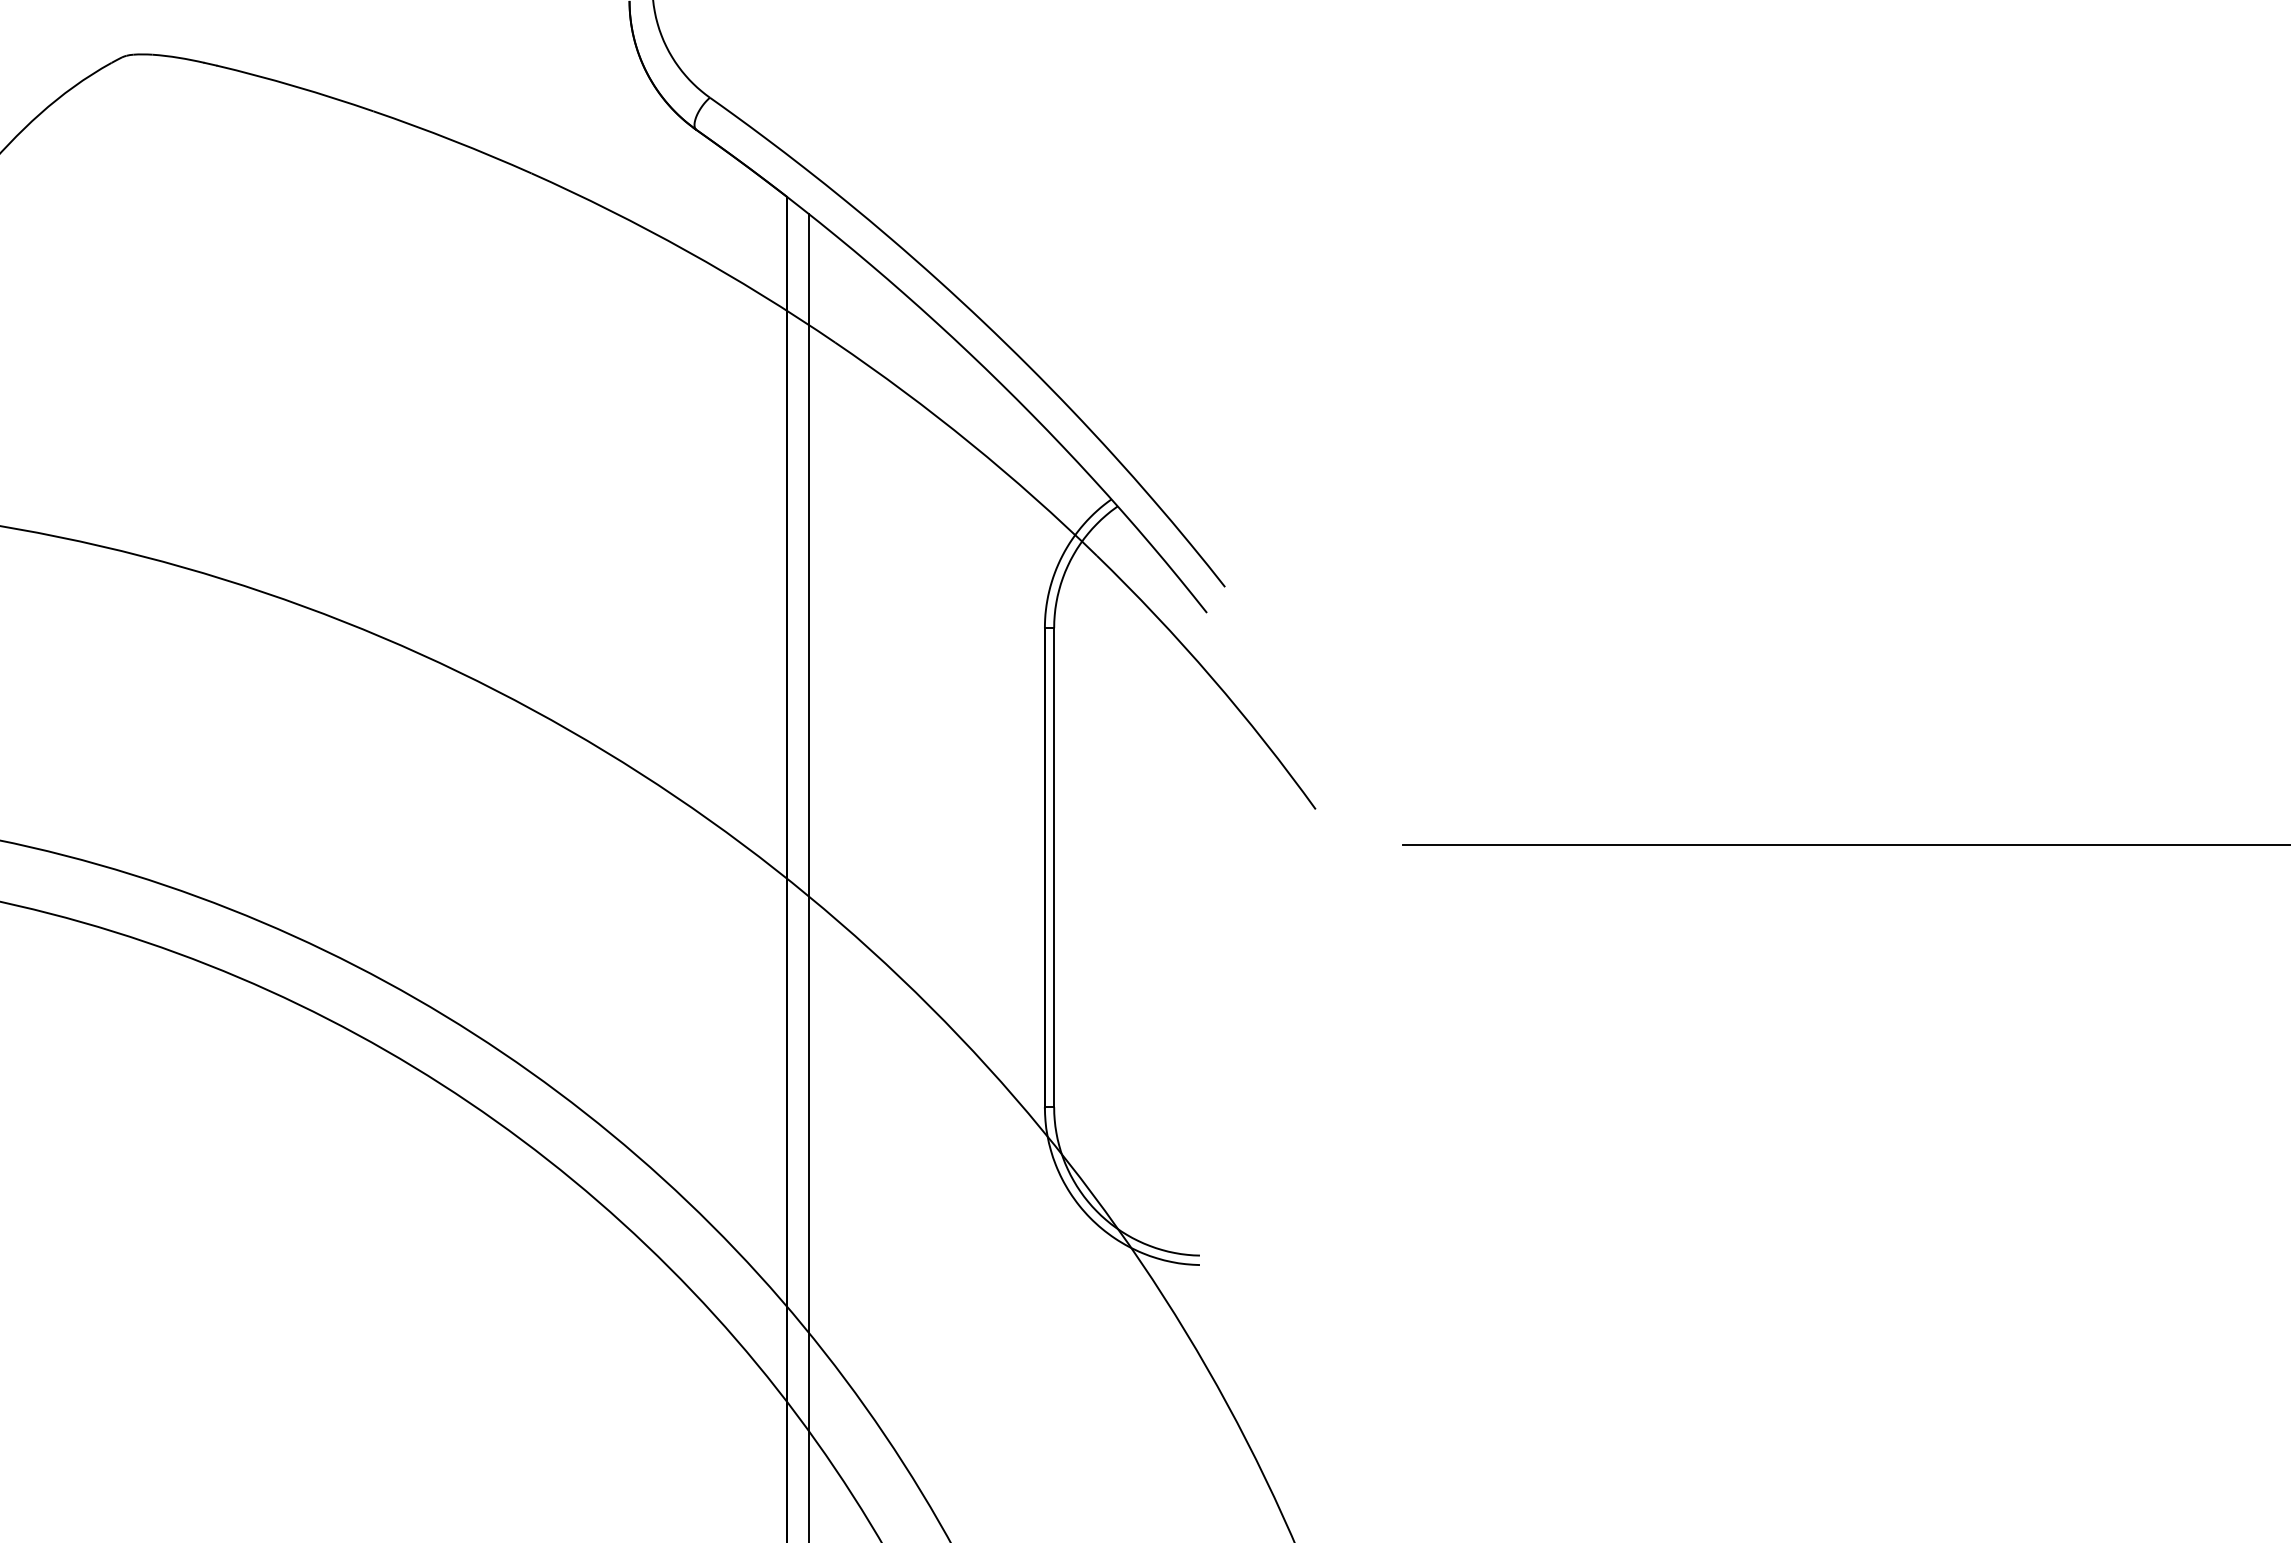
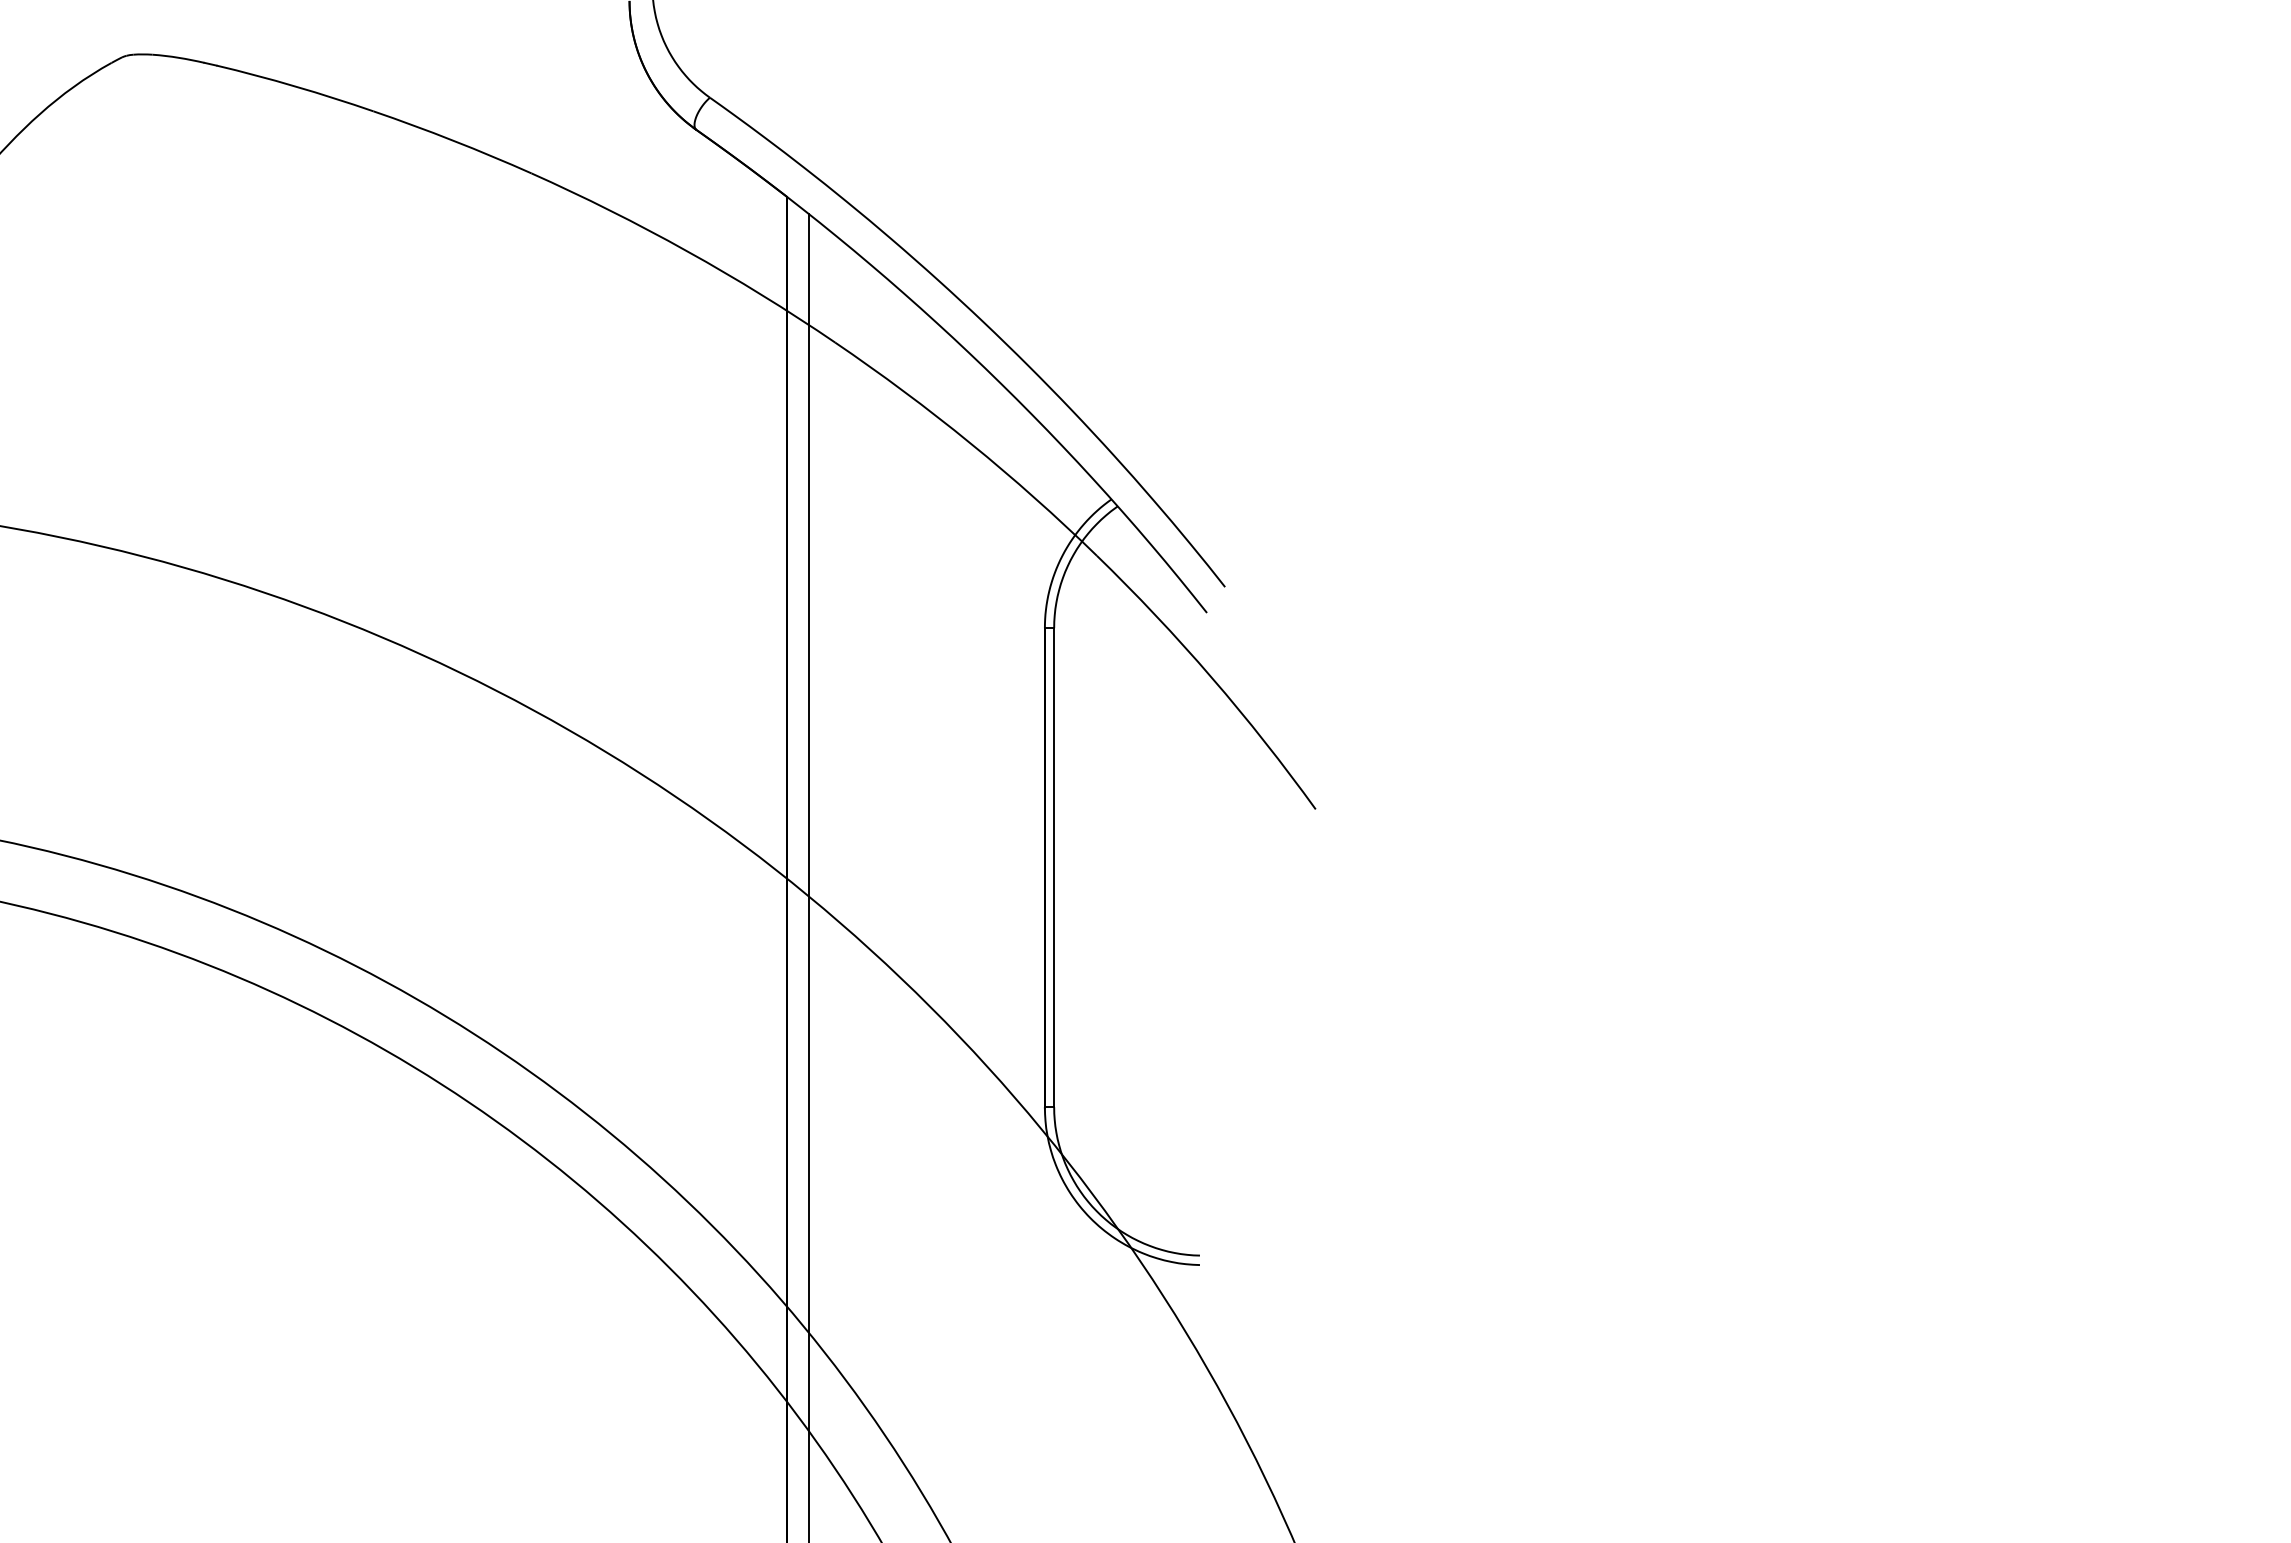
line: present -> none (1845, 844)
